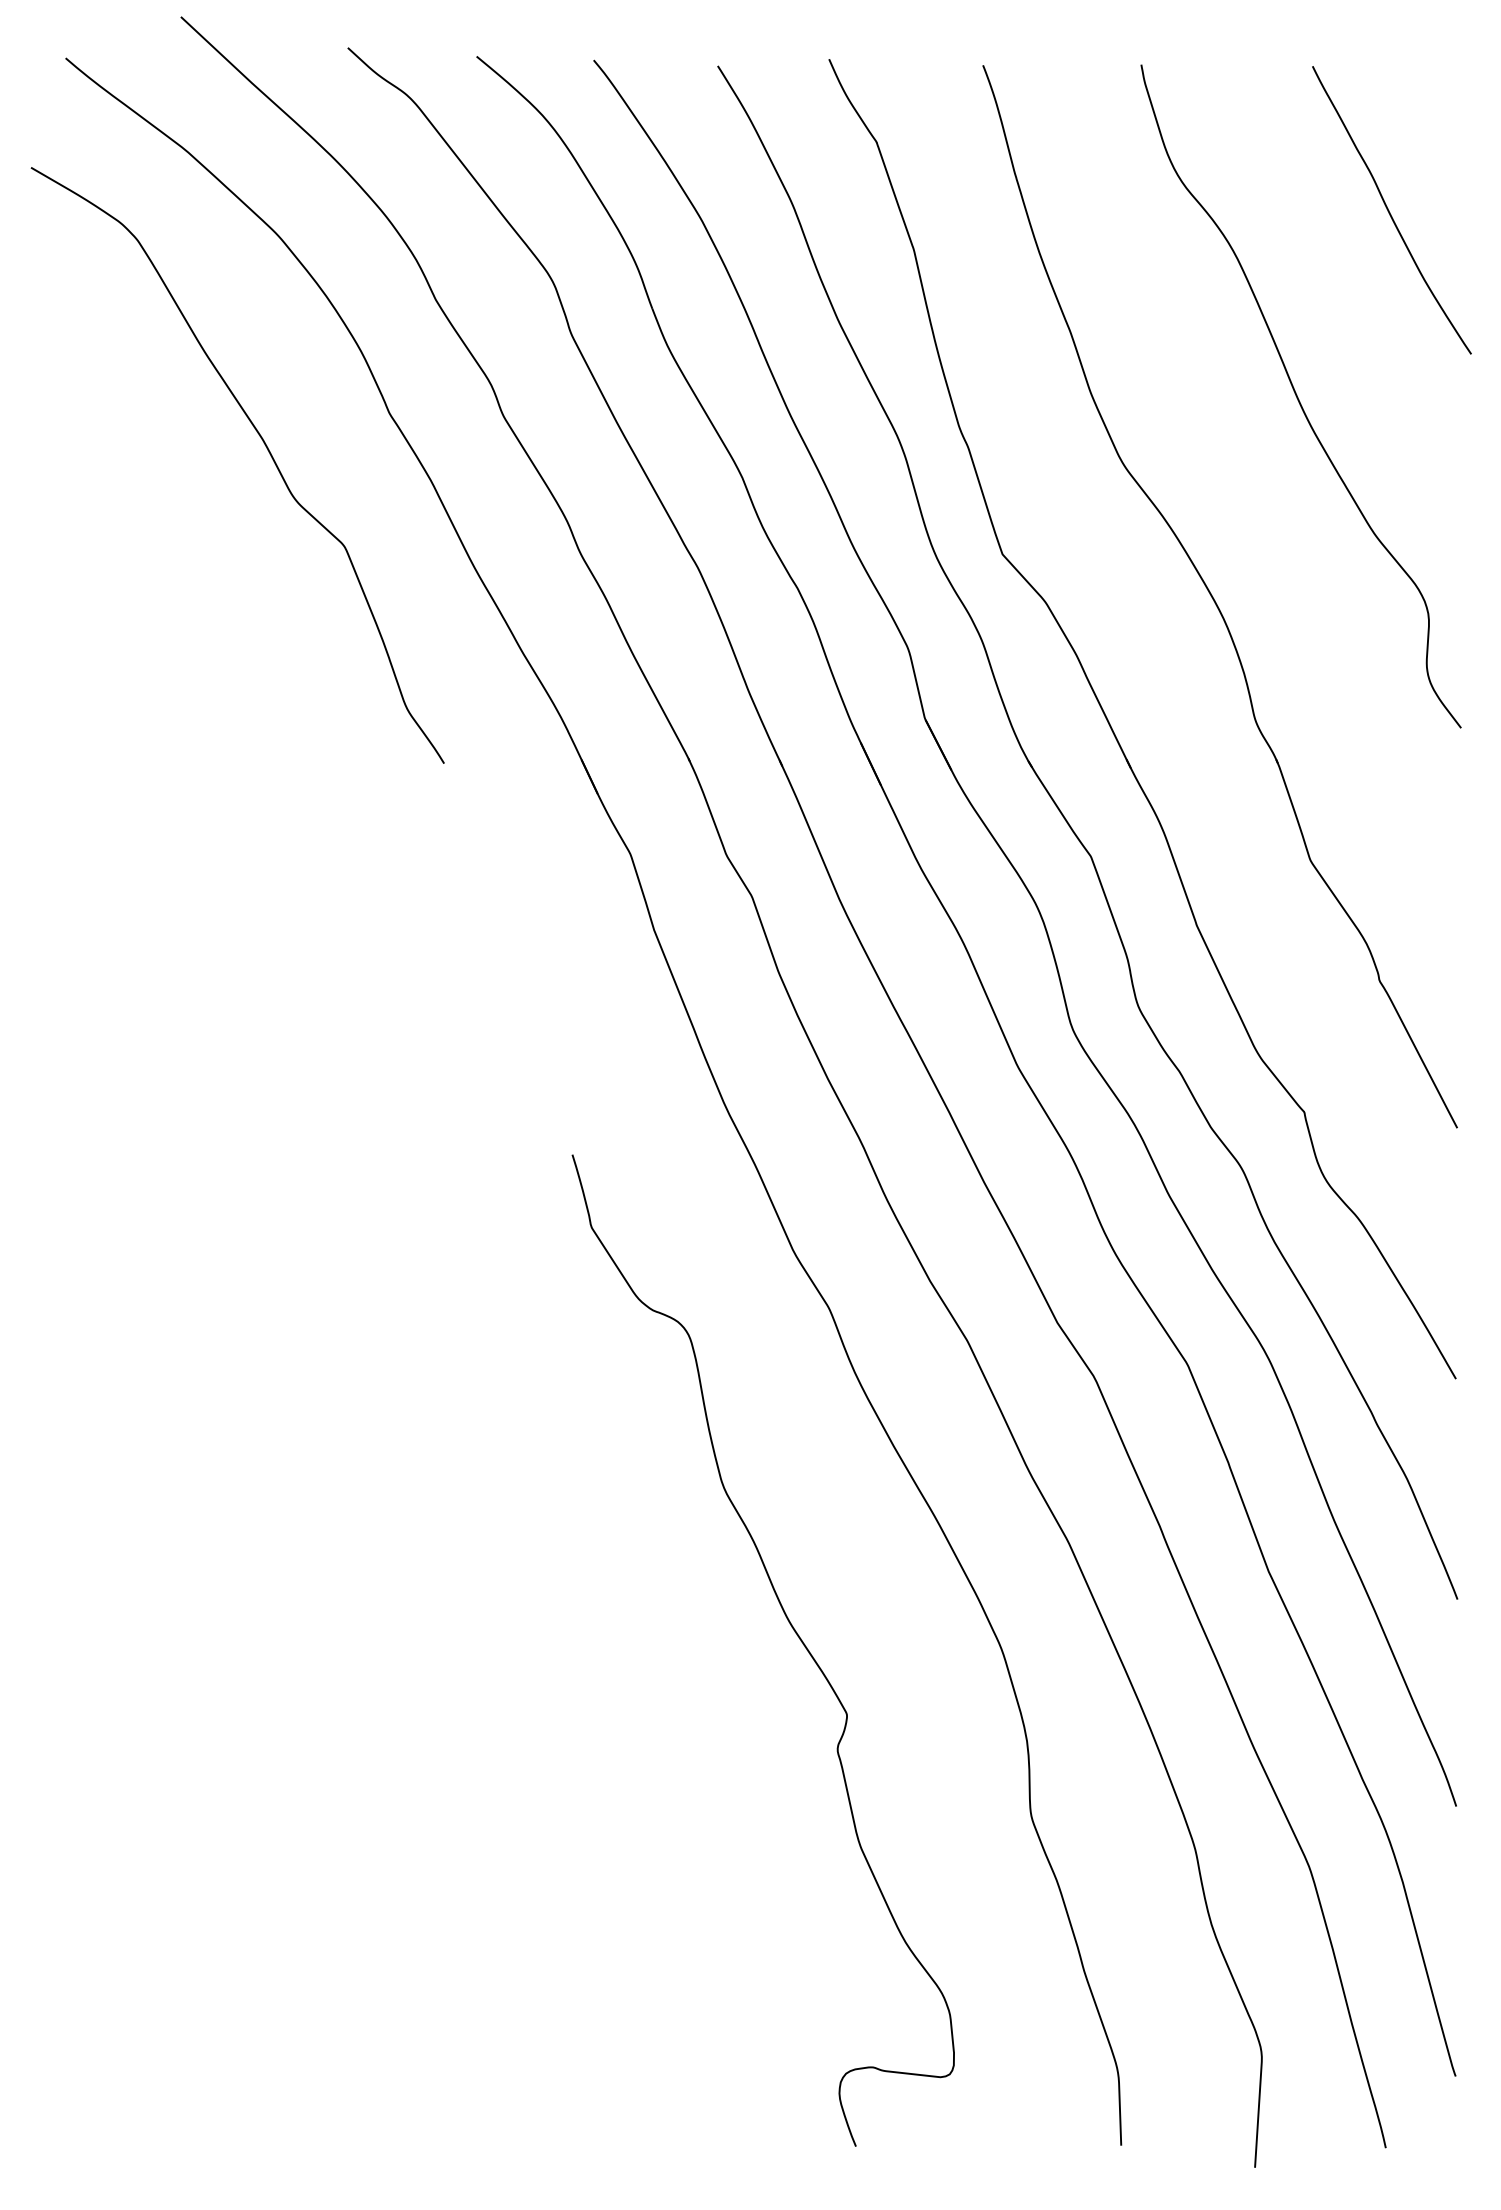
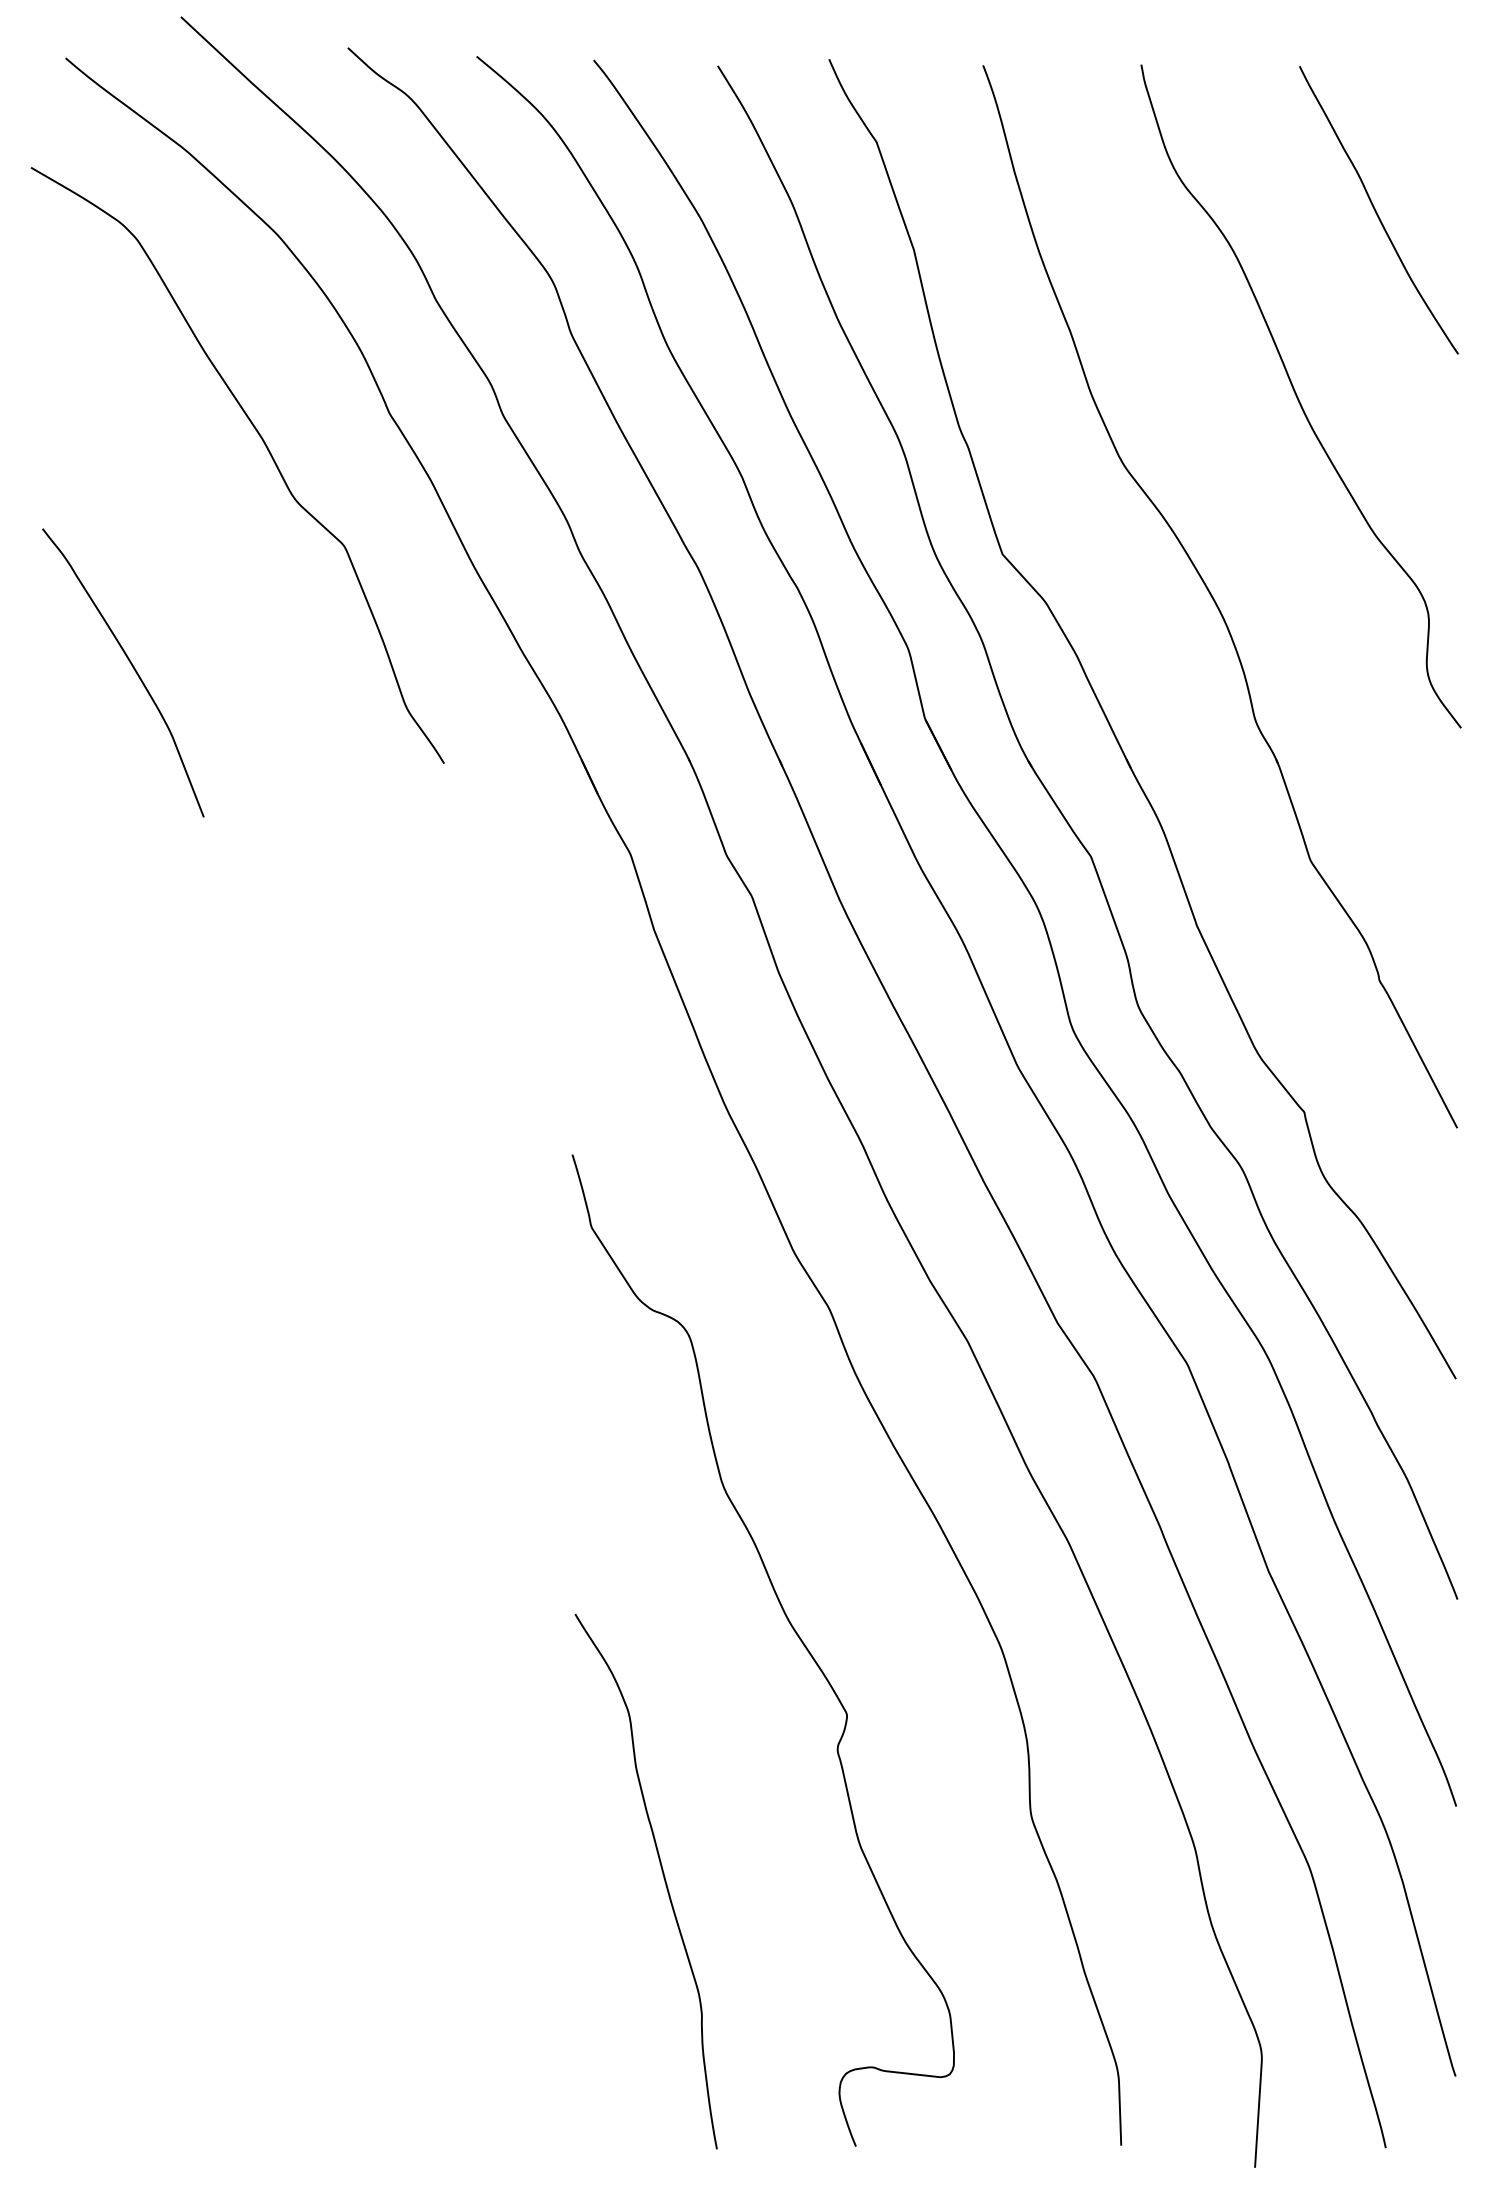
curve position: (1389, 210) -> (1376, 210) (1376, 210)
curve: none -> present (132, 667)
curve: none -> present (663, 1878)
